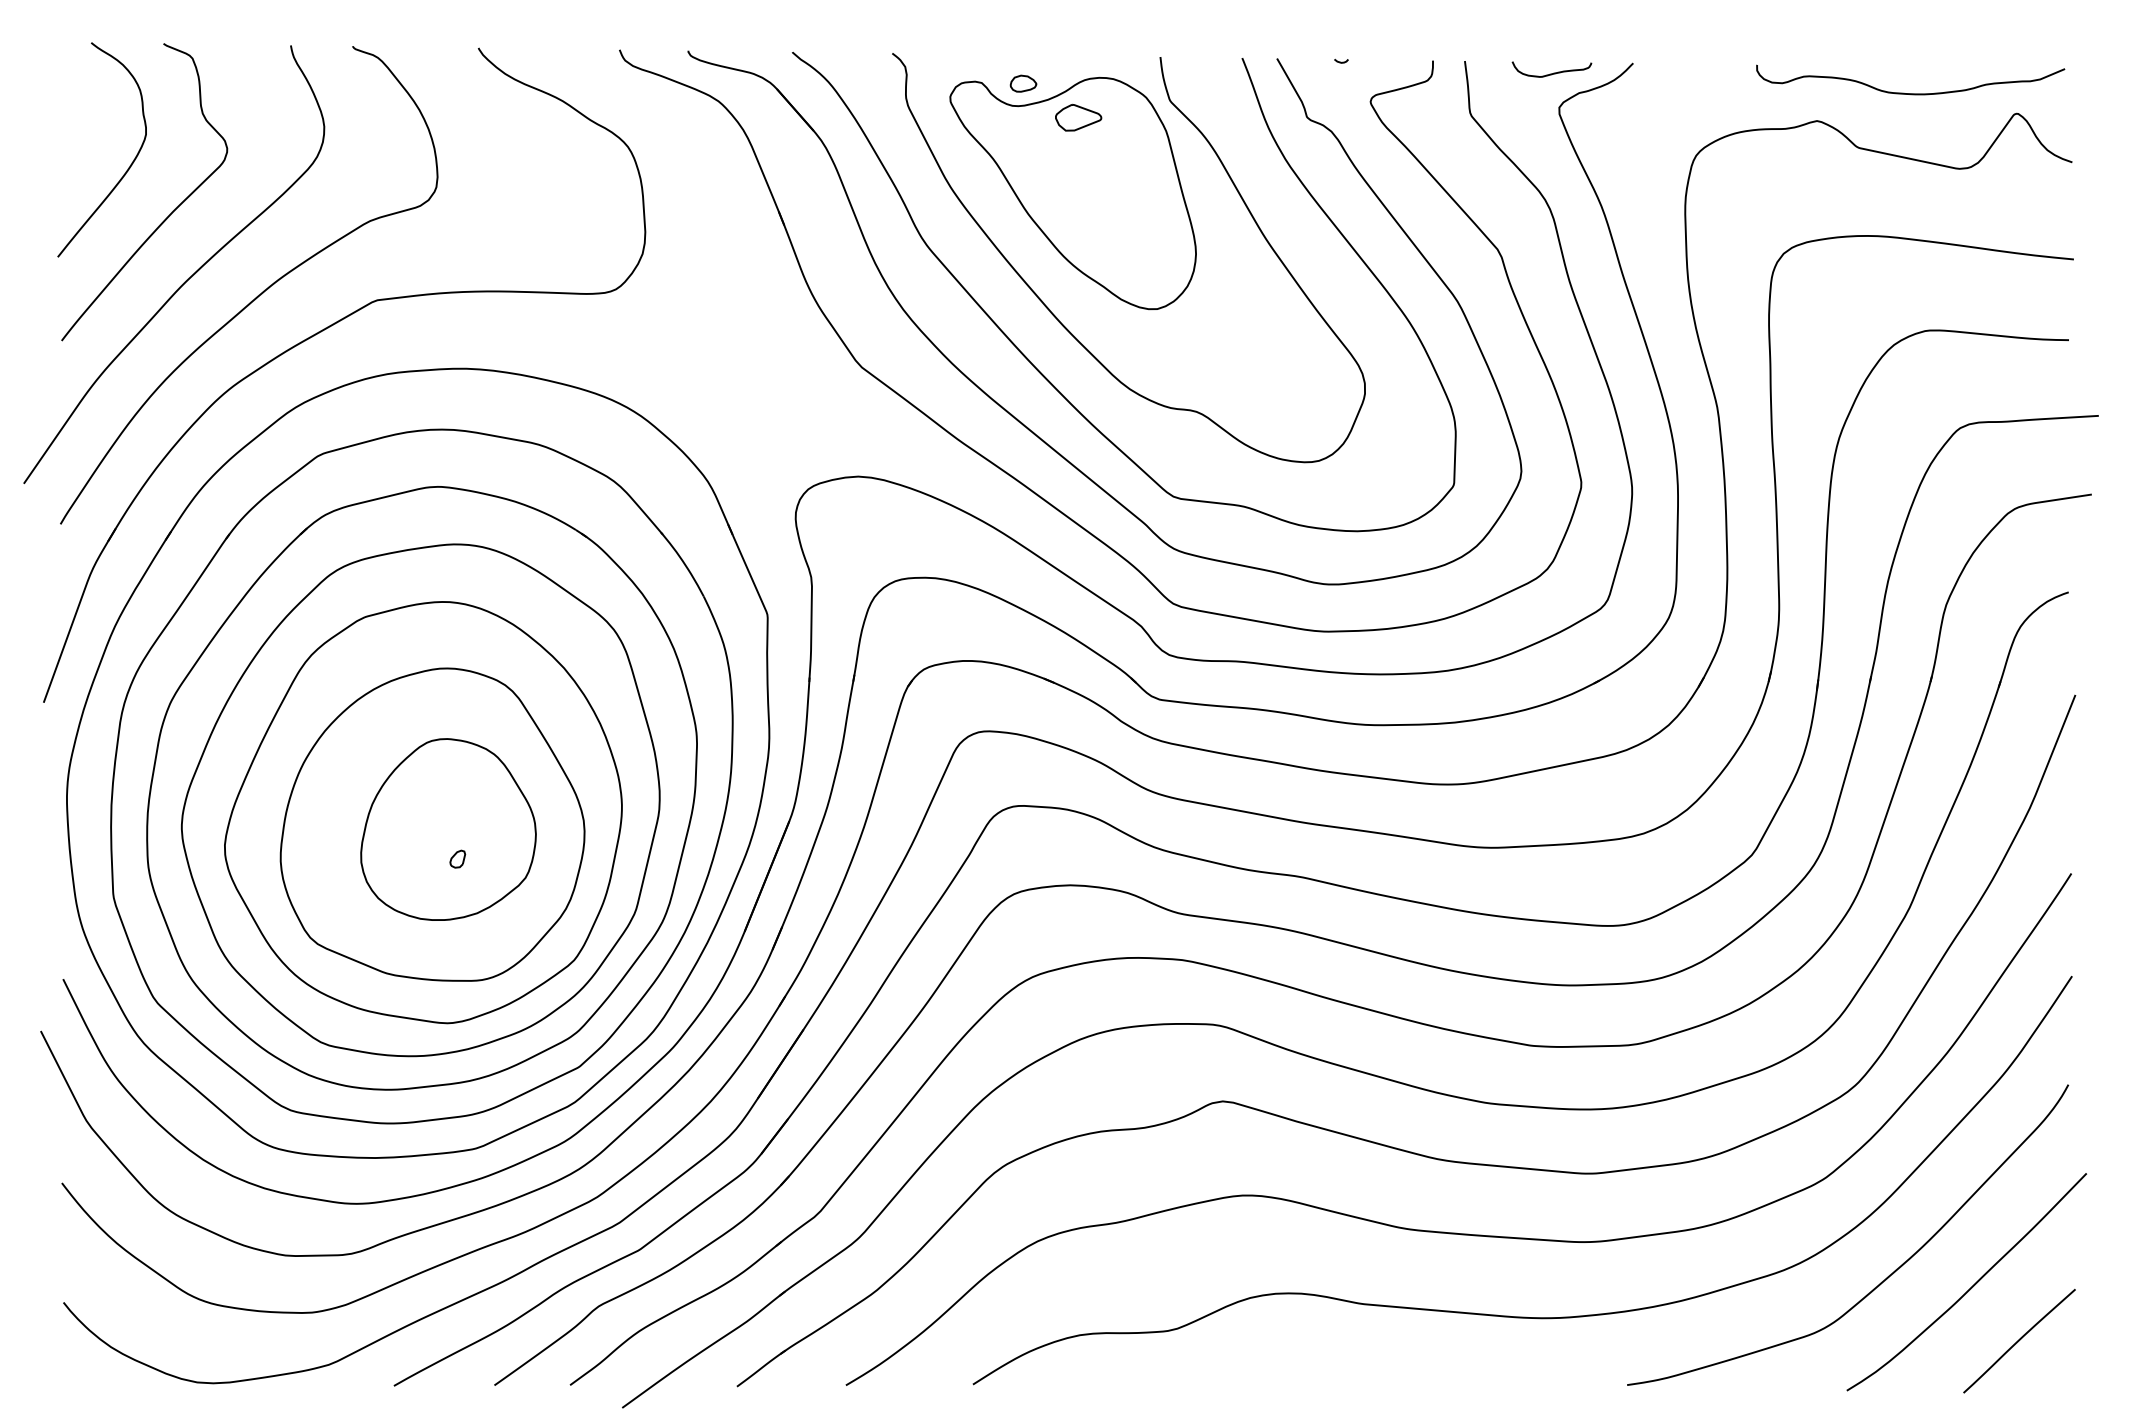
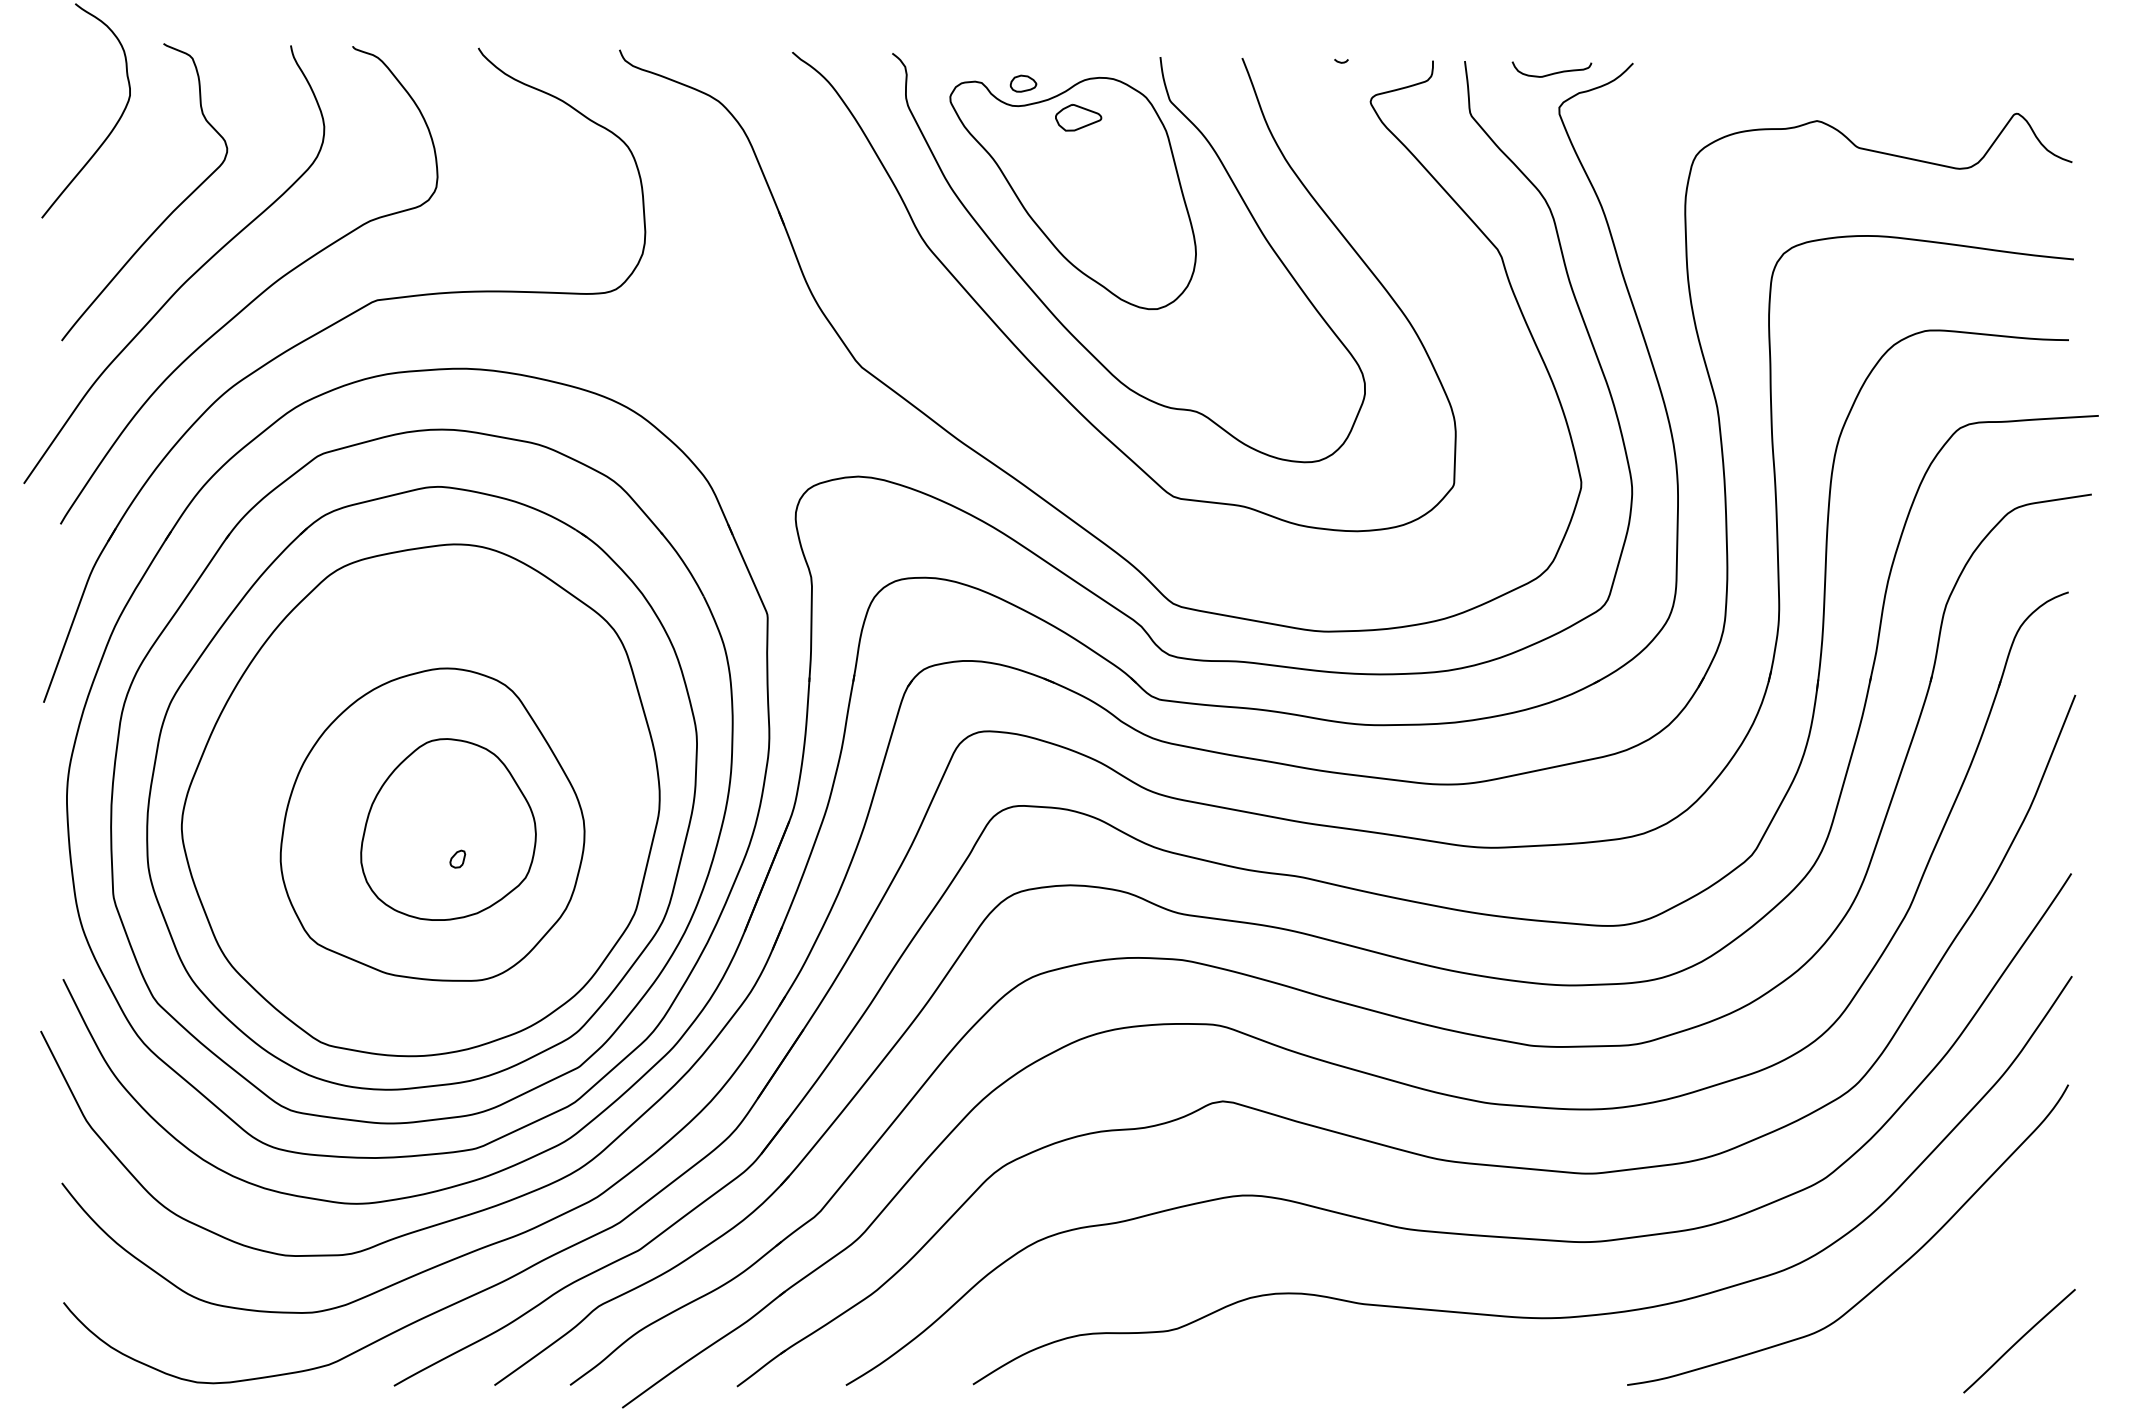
curve: present -> none (1910, 93)
curve position: (128, 167) -> (112, 128) (112, 128)
part: present -> none (1016, 417)
part: present -> none (423, 812)
curve: present -> none (1971, 1286)
